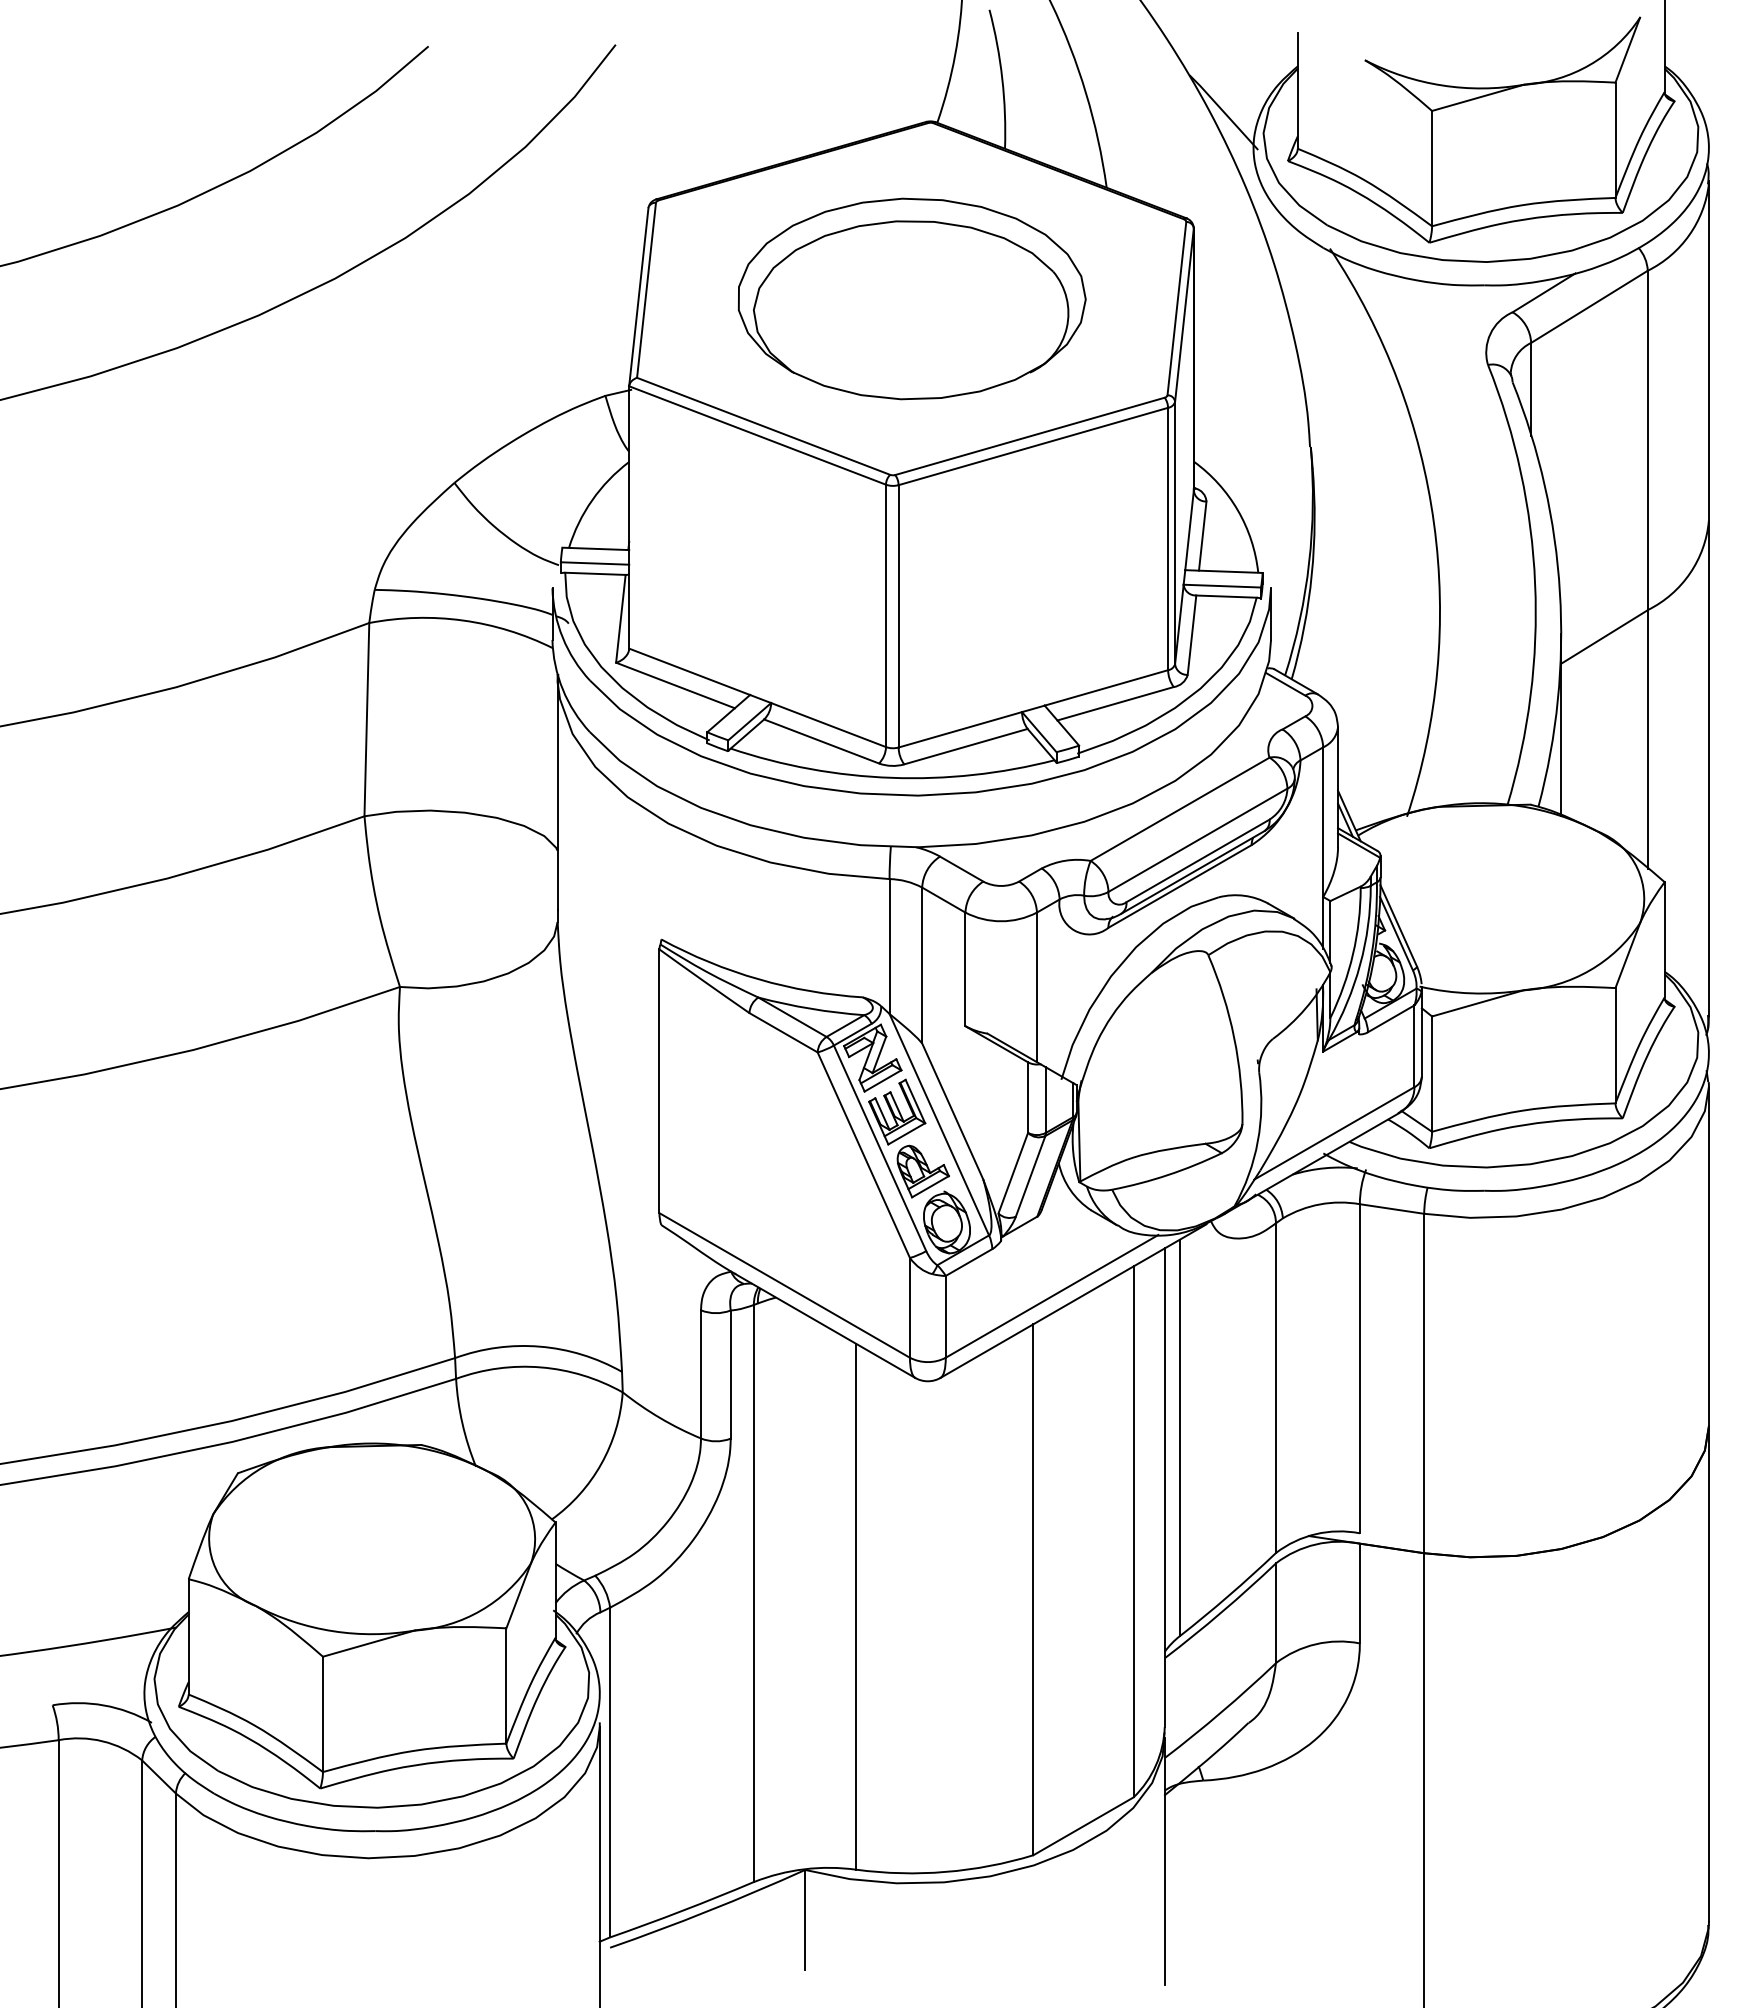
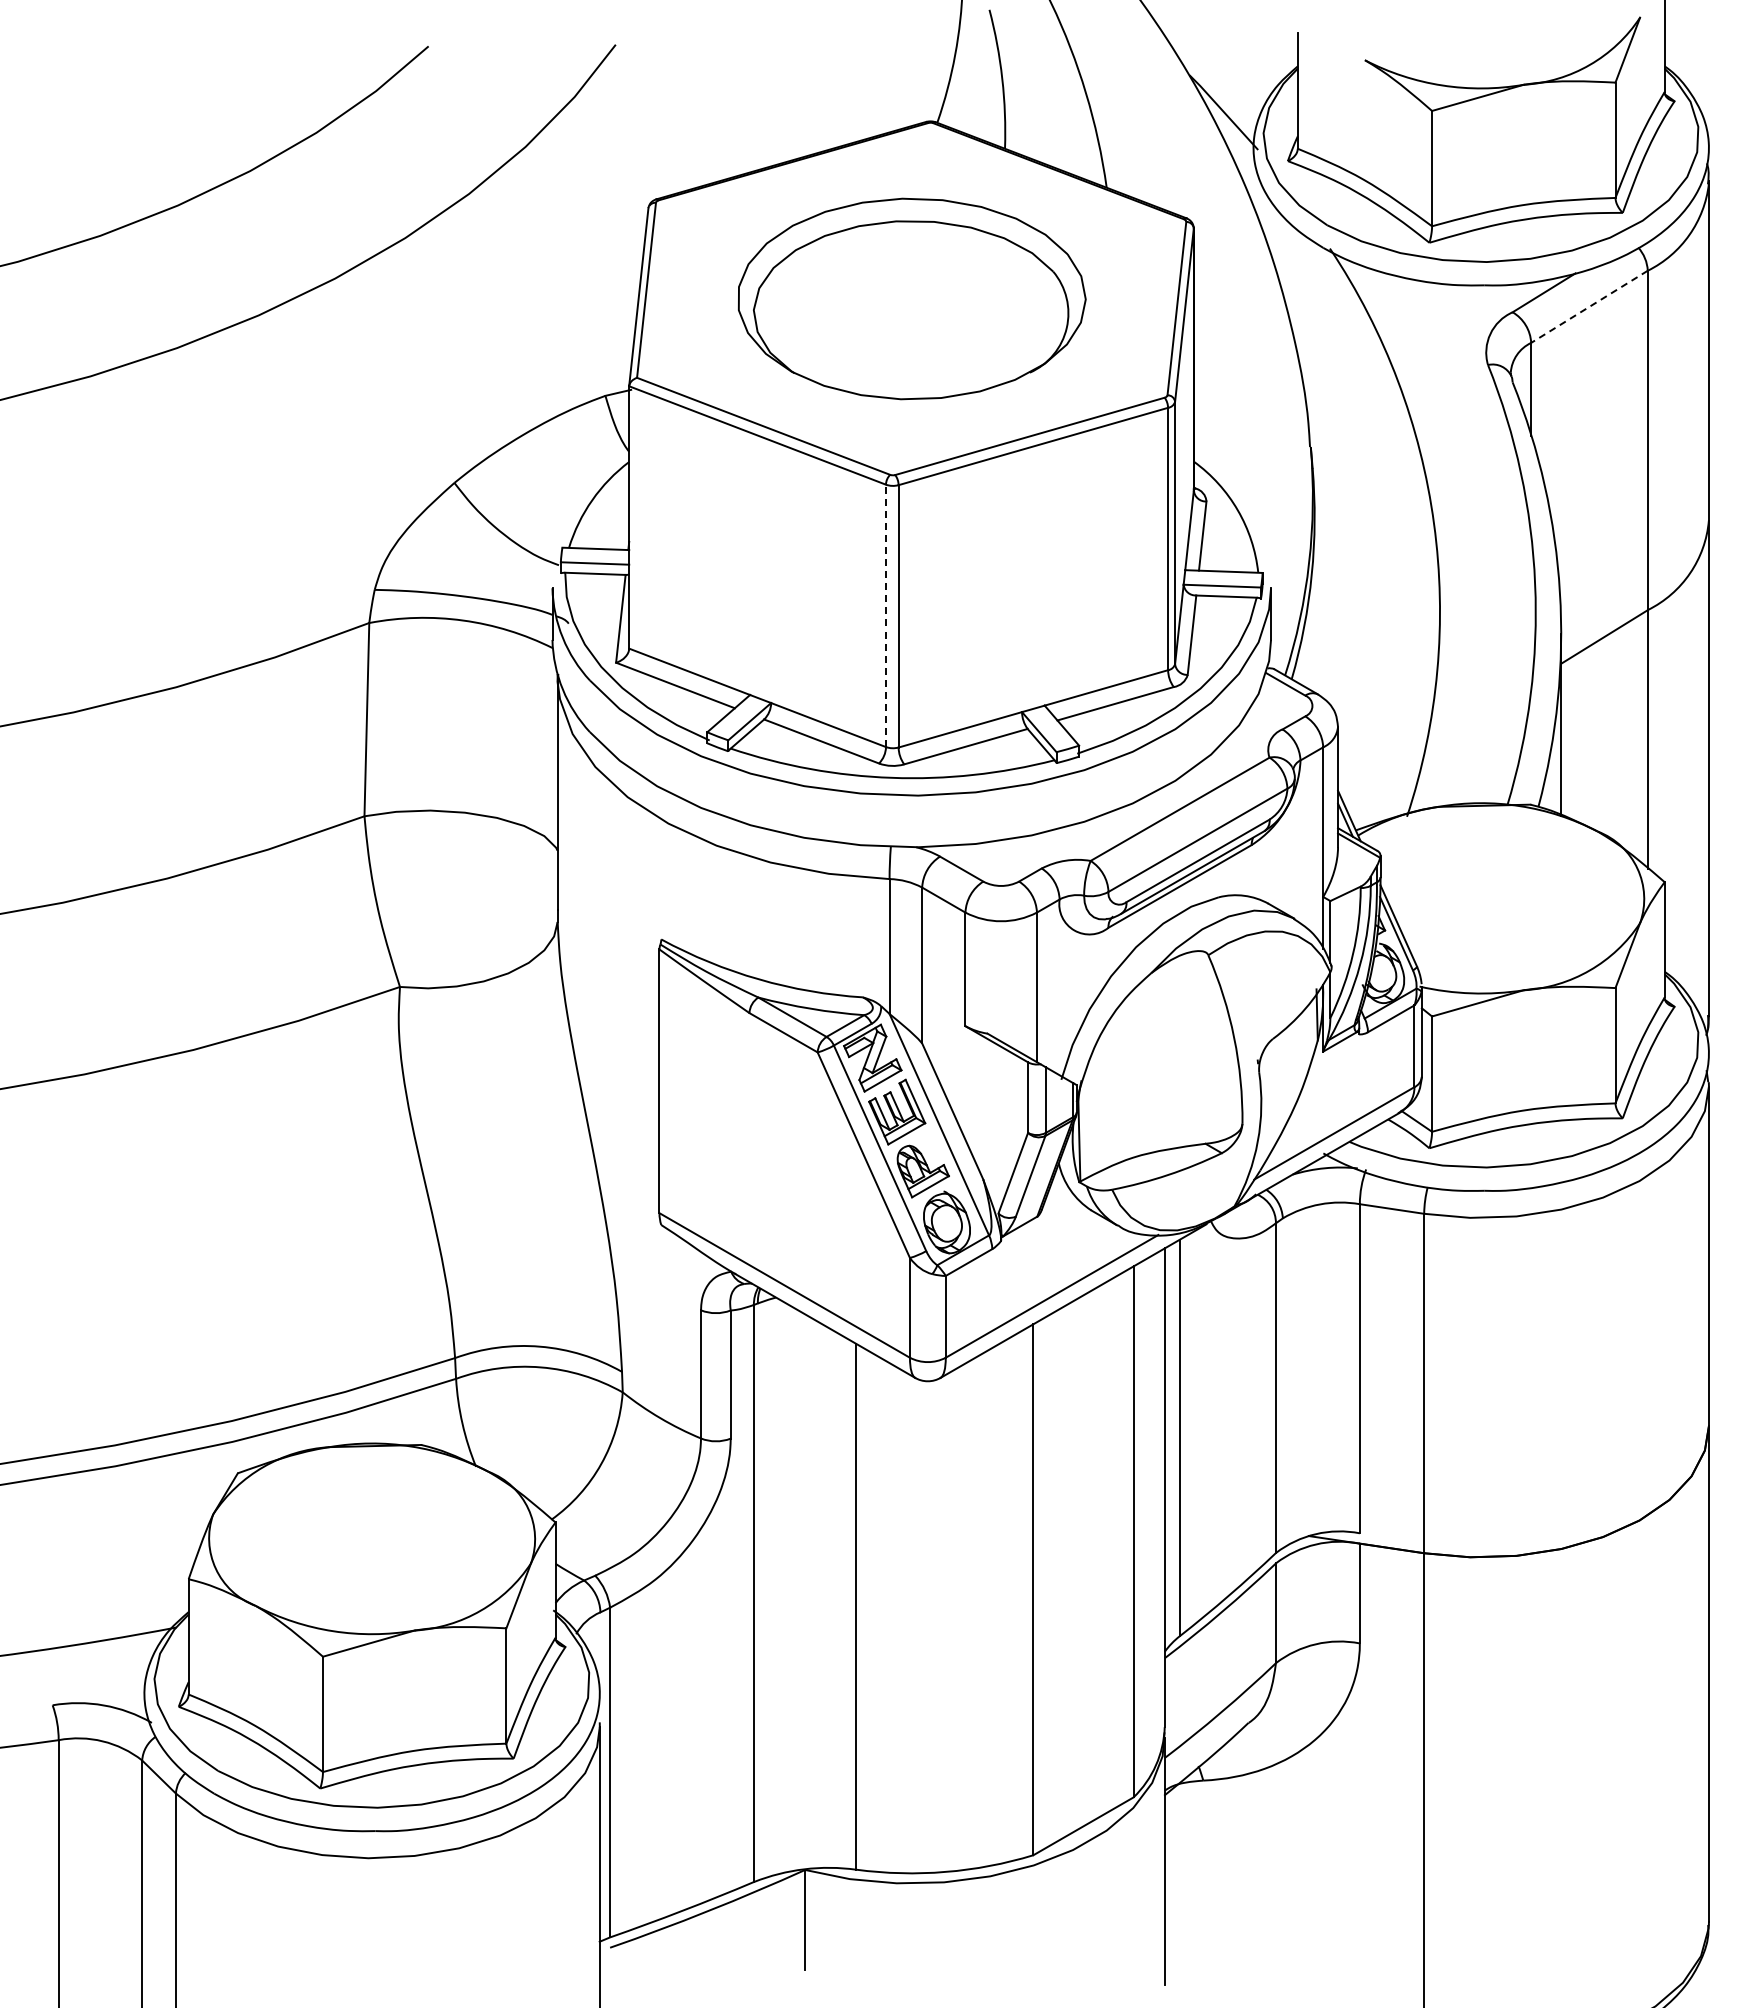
line: solid -> dashed (1589, 306)
line: solid -> dashed (885, 615)
